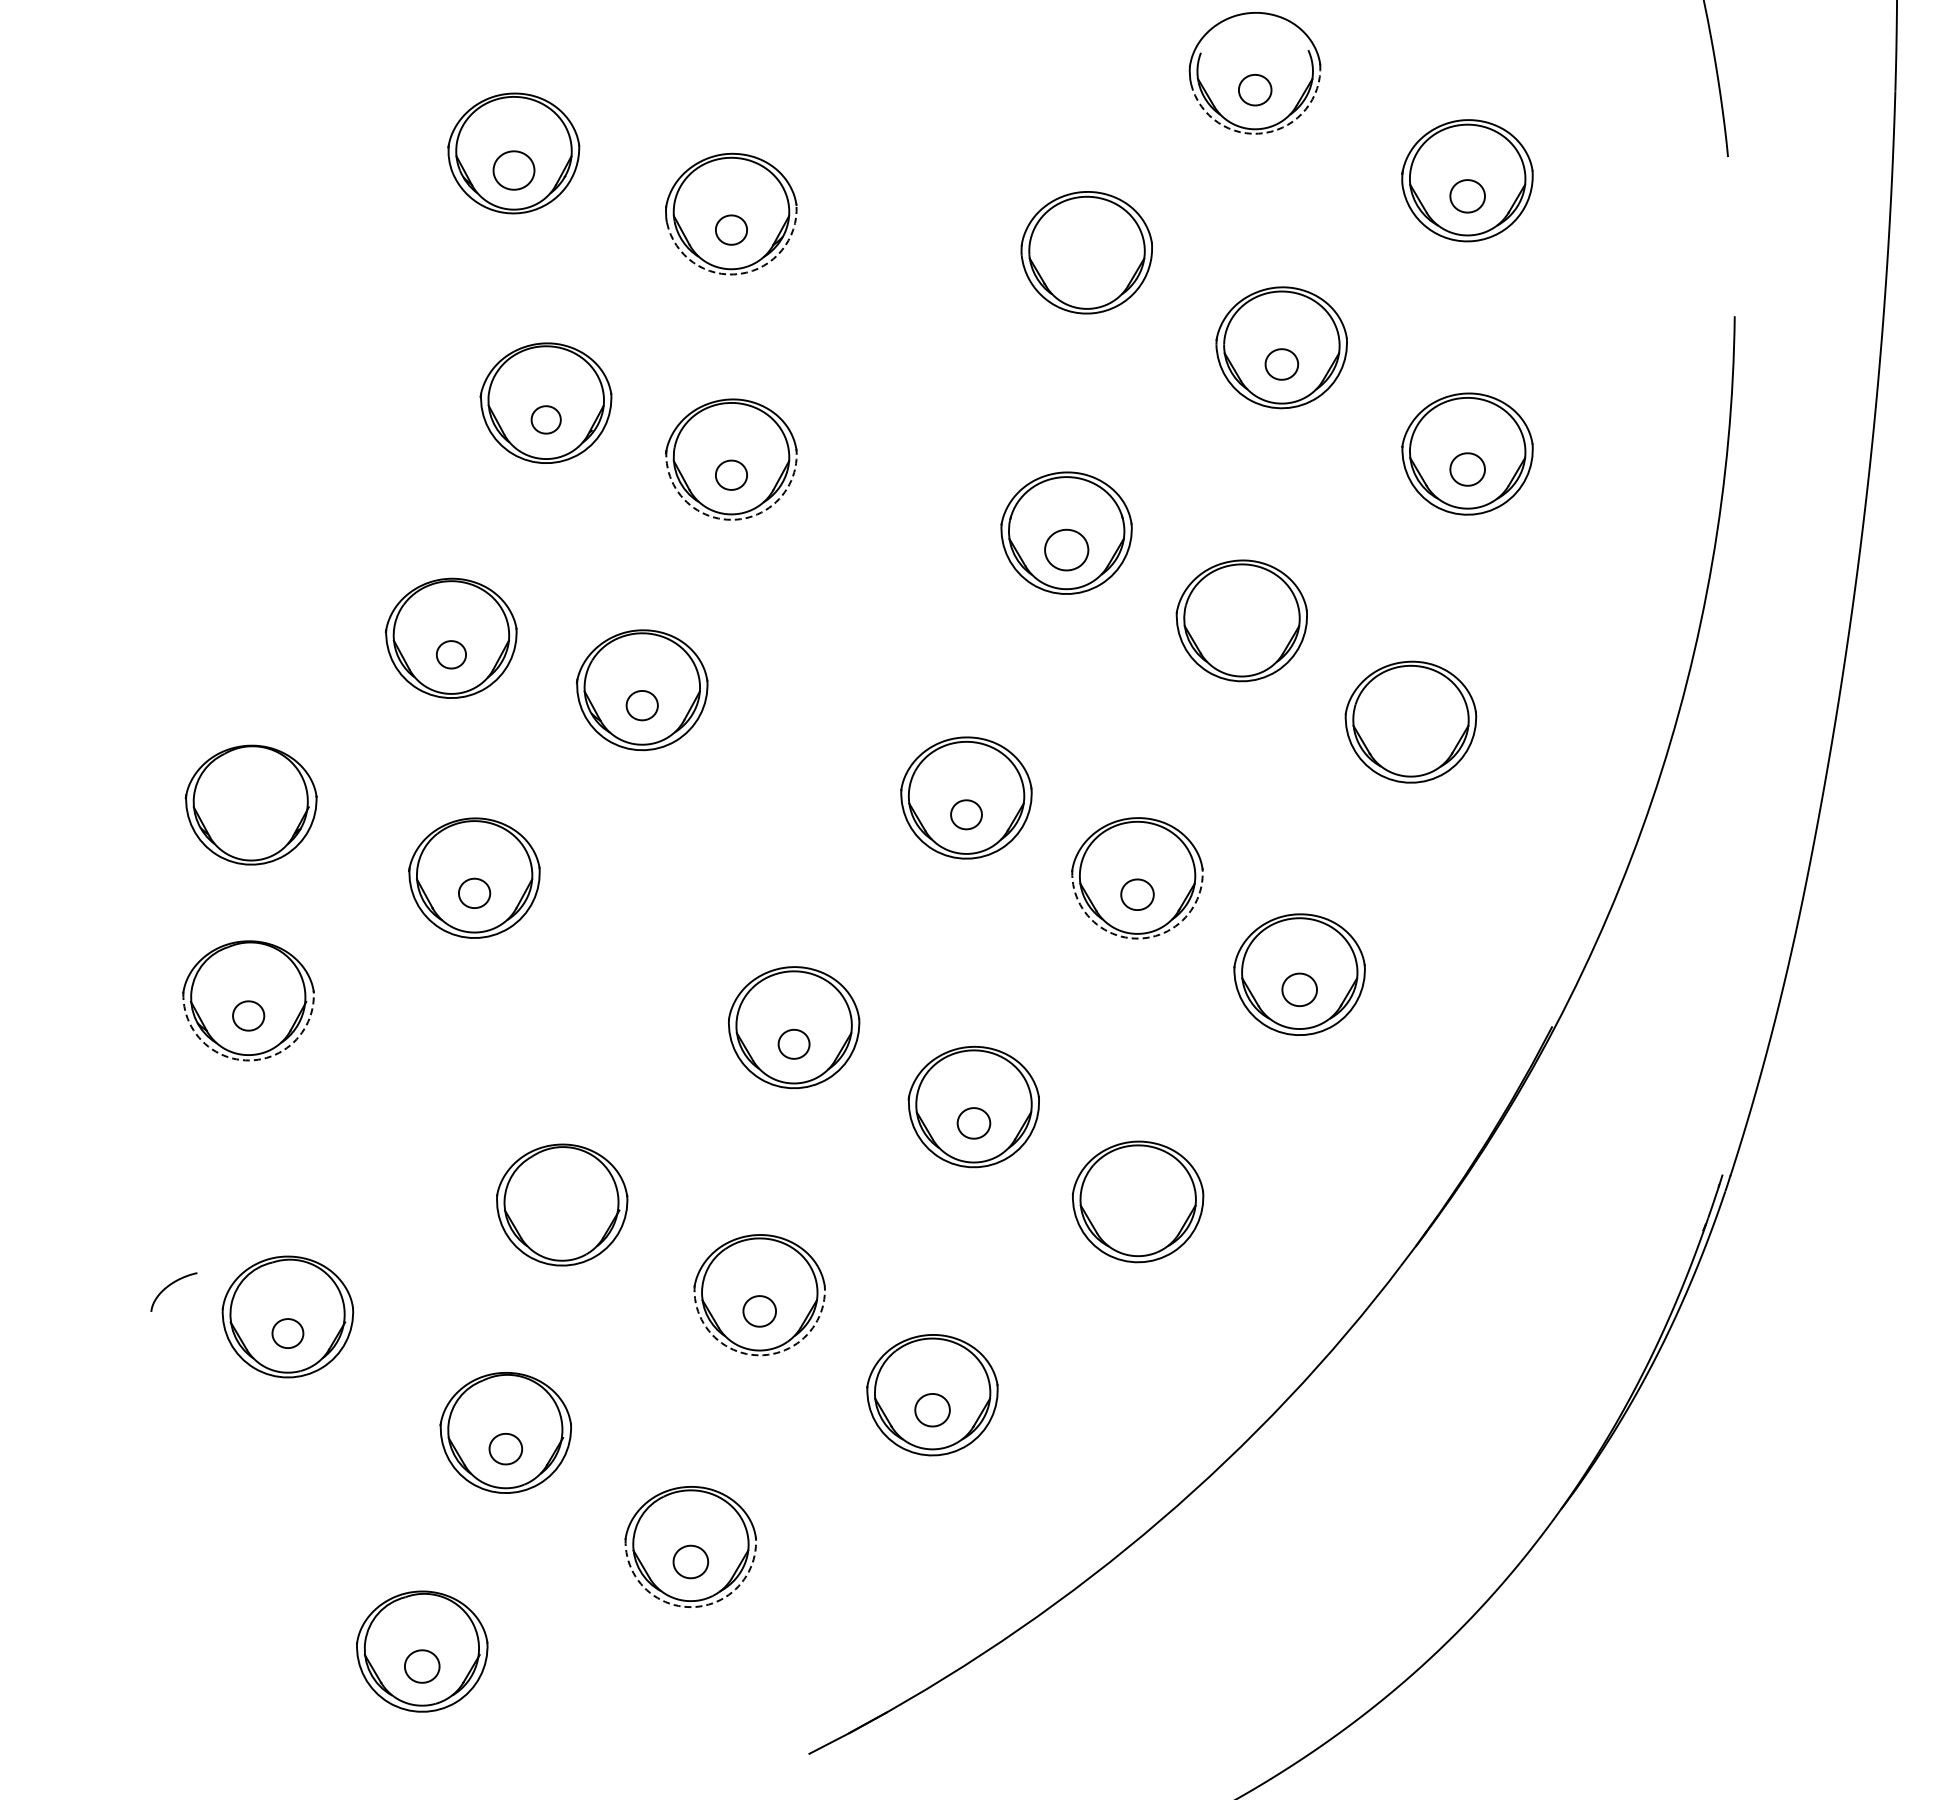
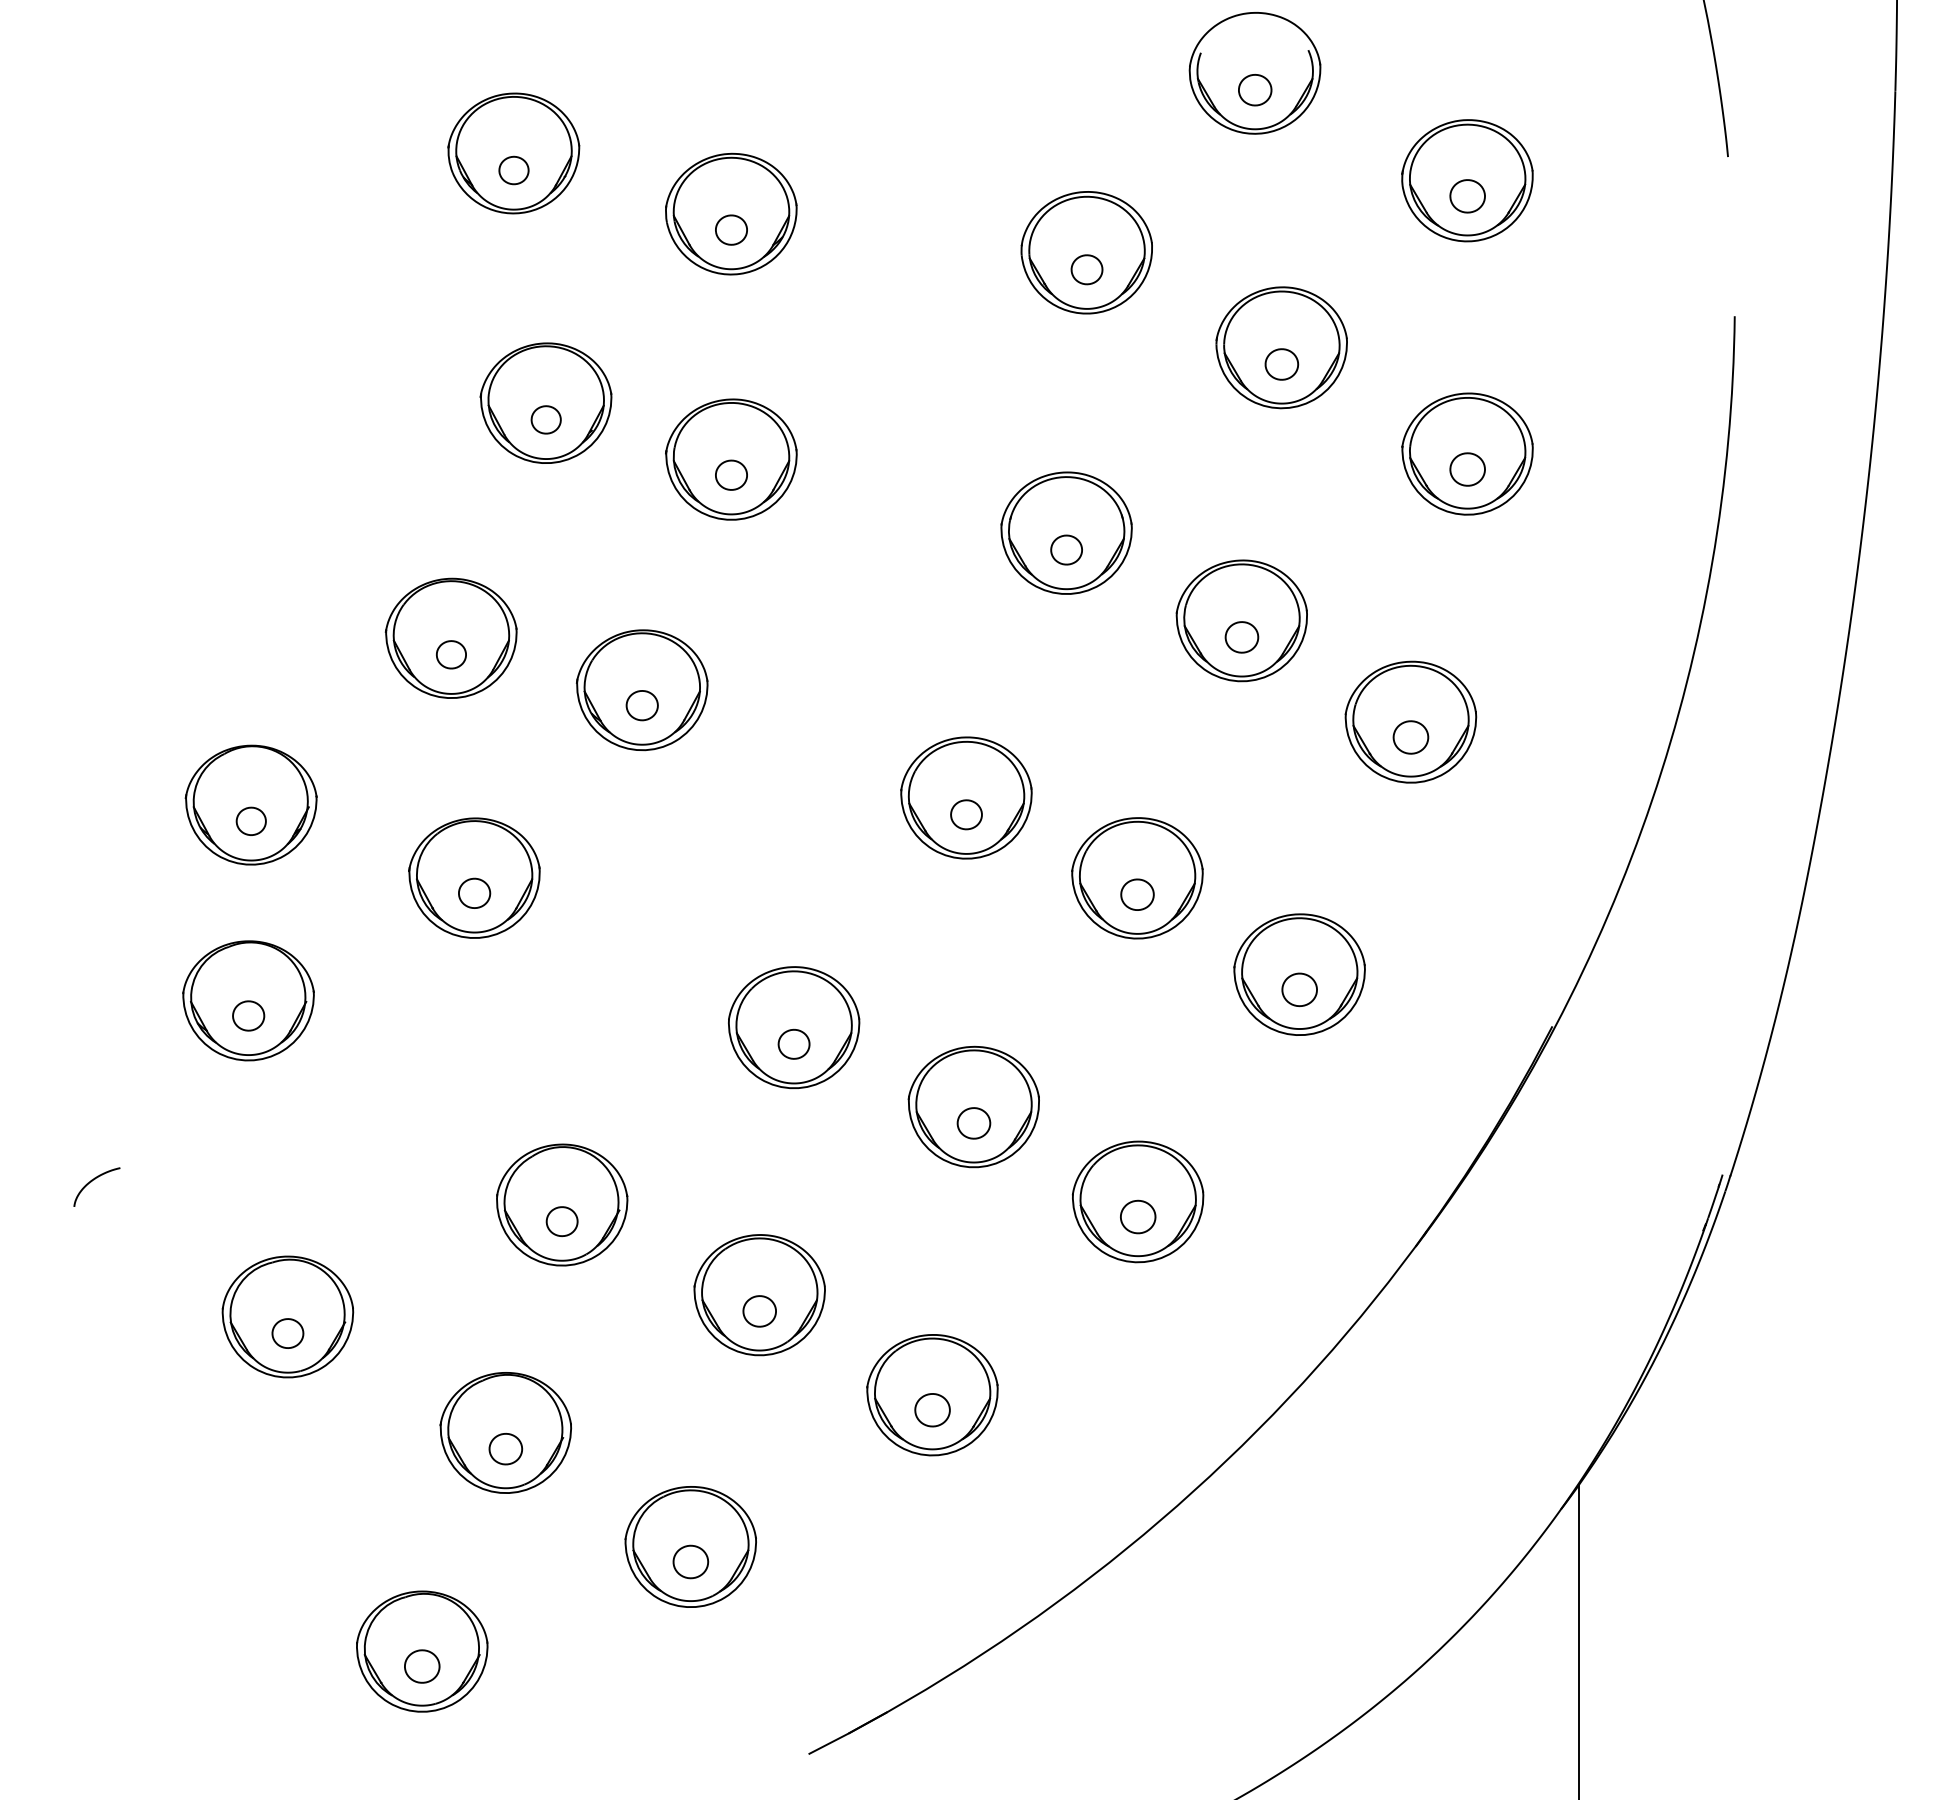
arc: dashed -> solid (1264, 133)
part size: 44x41 px -> 32x31 px (513, 170)
part: none -> present (1086, 269)
arc: dashed -> solid (740, 273)
arc: dashed -> solid (731, 519)
part size: 46x44 px -> 33x32 px (1066, 549)
part: none -> present (1241, 637)
part: none -> present (1410, 737)
part: none -> present (250, 820)
arc: dashed -> solid (1138, 938)
arc: dashed -> solid (249, 1060)
part: none -> present (1138, 1216)
part: none -> present (561, 1221)
curve position: (169, 1286) -> (92, 1181) (92, 1181)
arc: dashed -> solid (759, 1355)
arc: dashed -> solid (691, 1607)
line: none -> present (1578, 1640)
